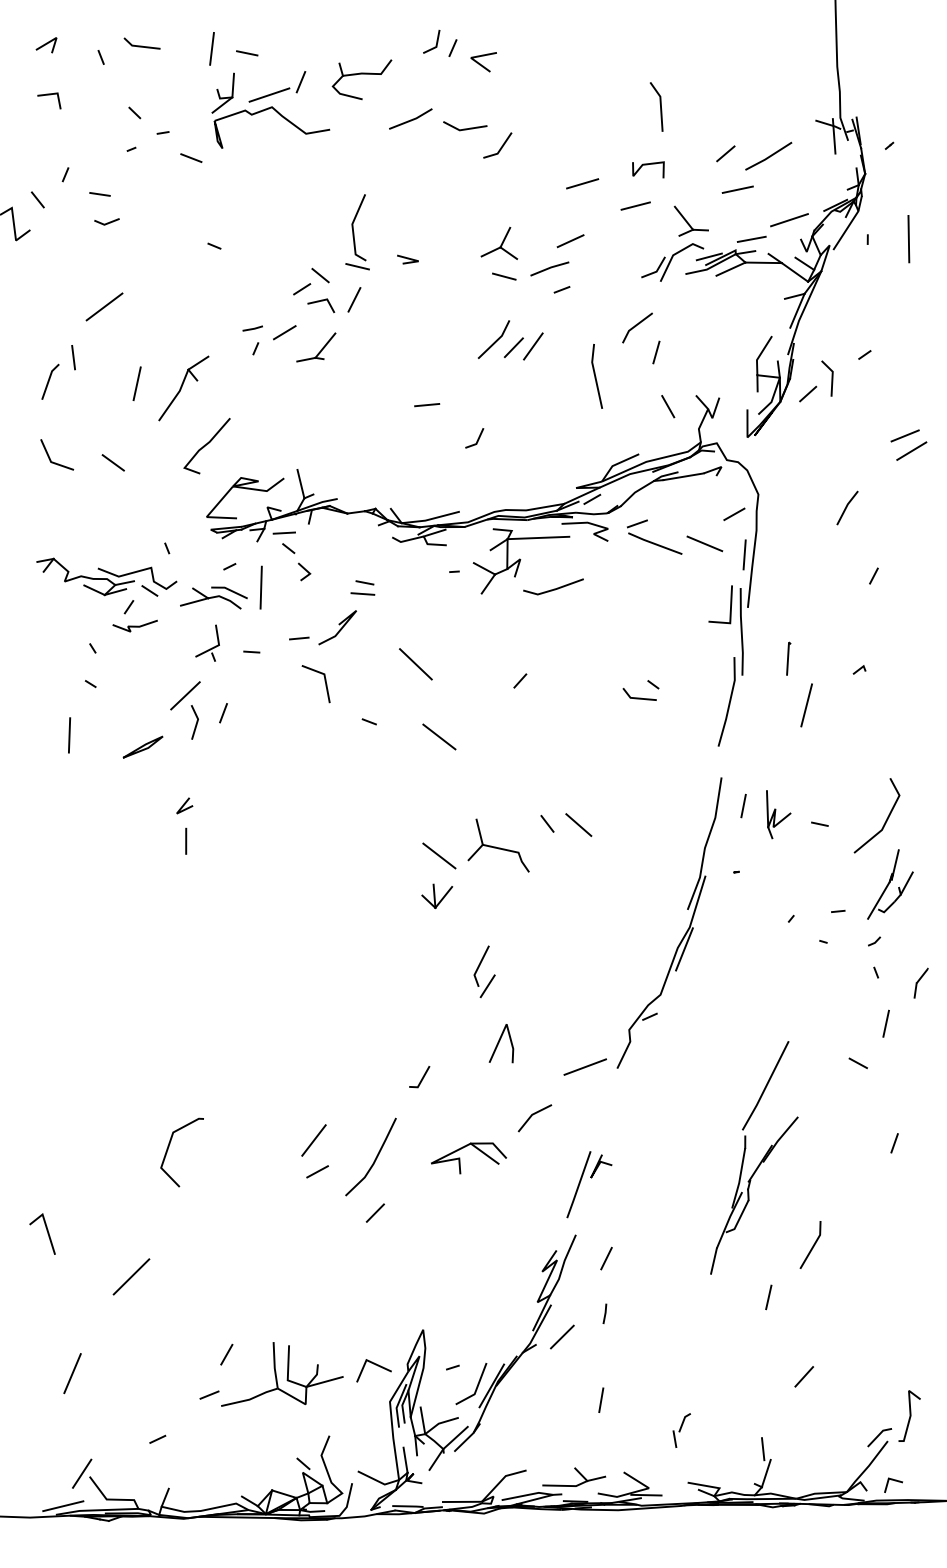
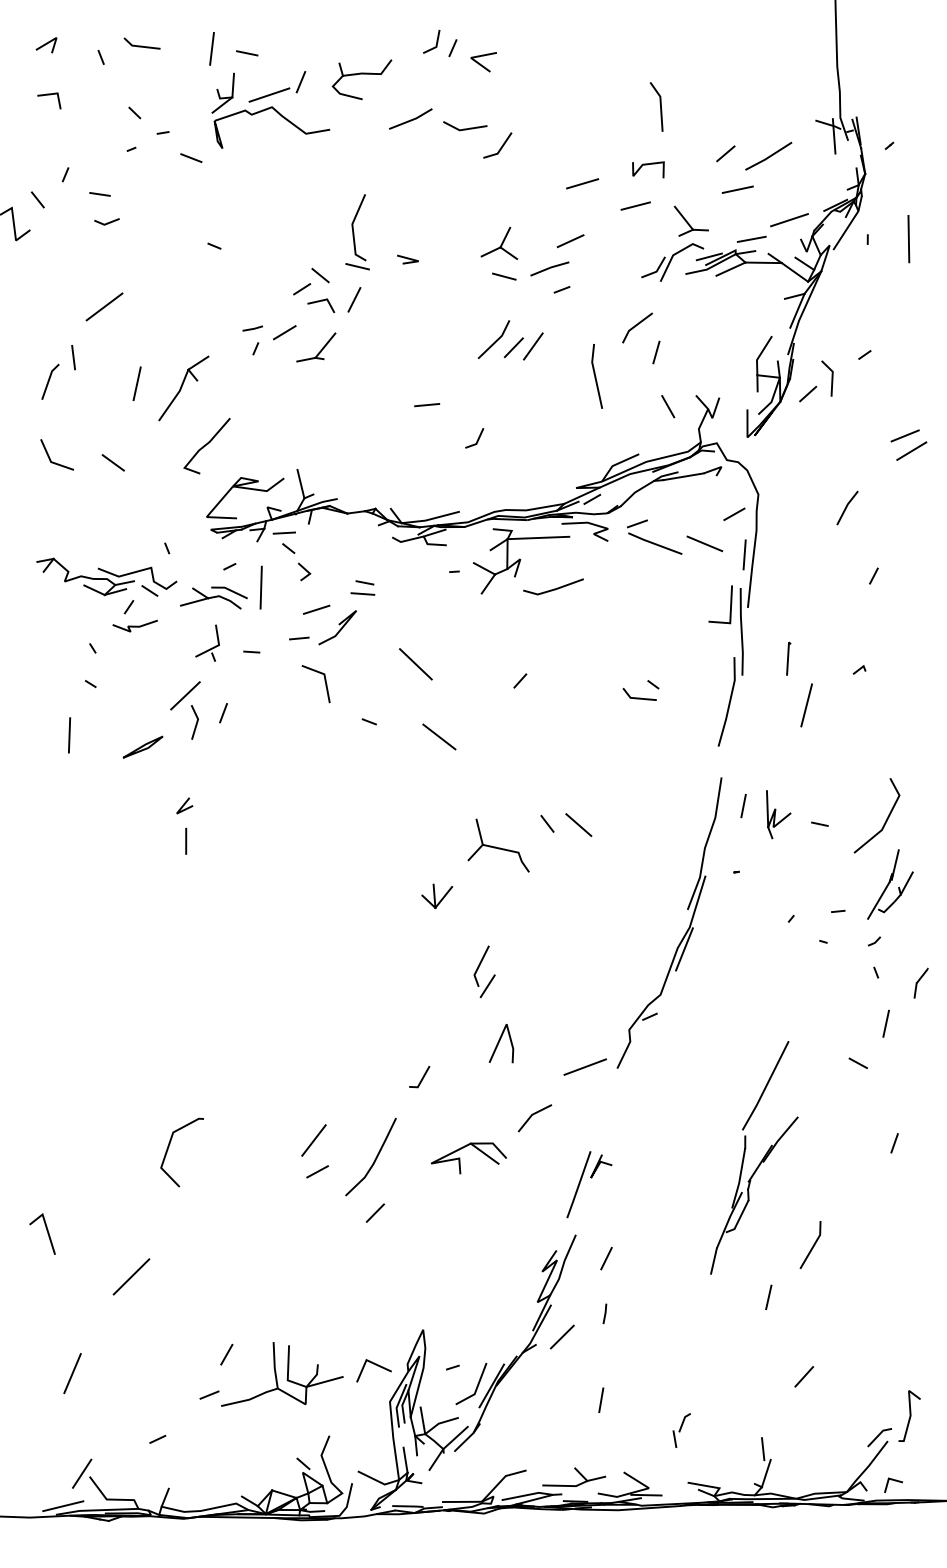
line: none -> present (316, 609)
line: present -> none (439, 855)
